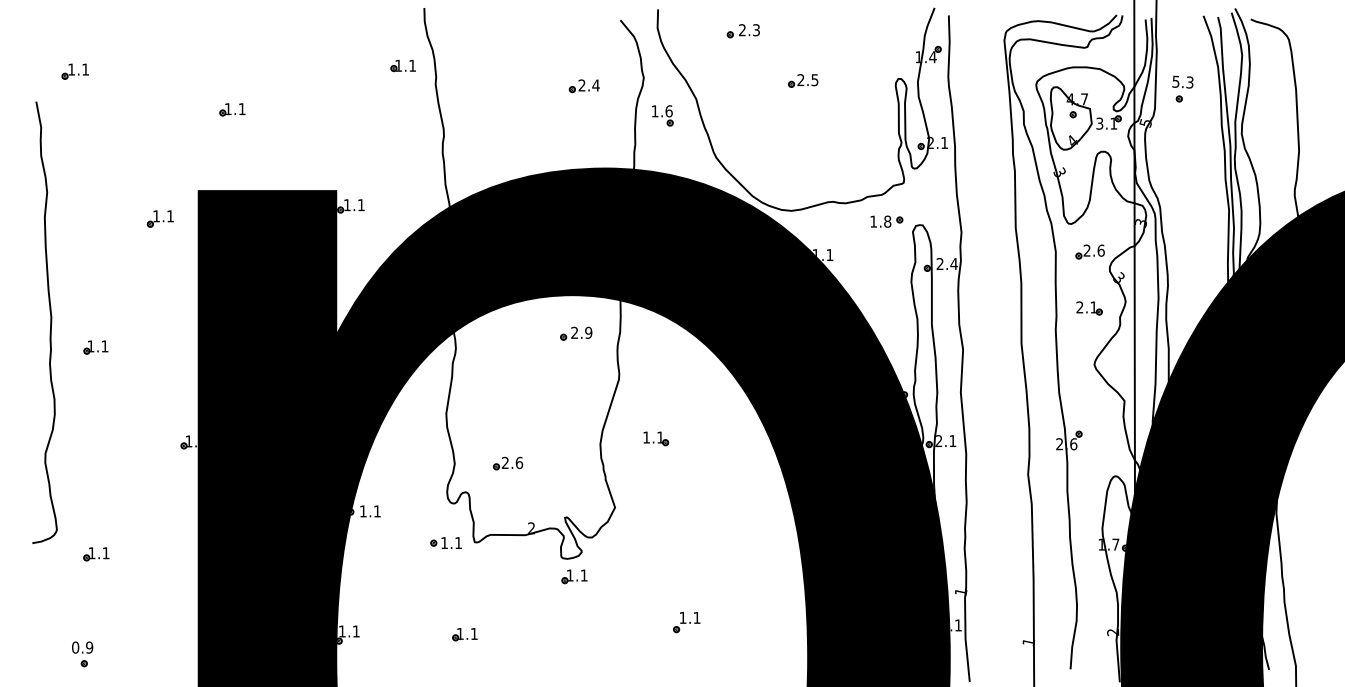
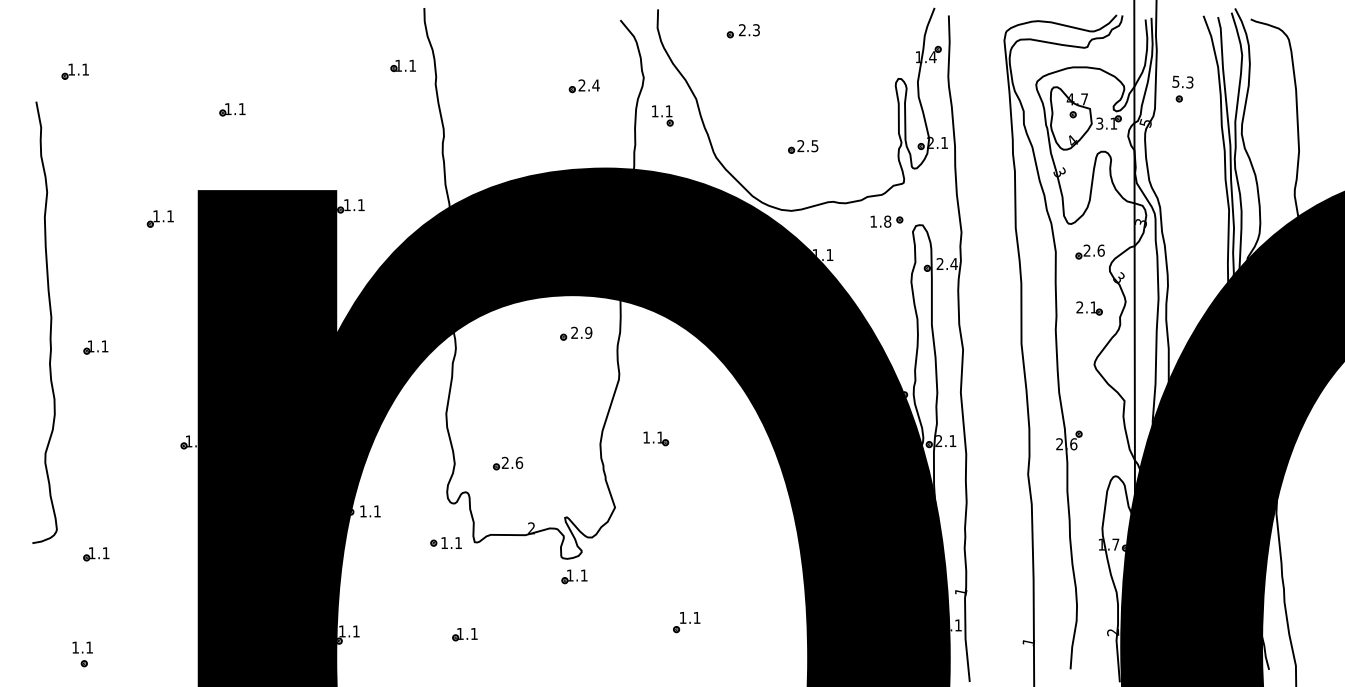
part position: (803, 80) -> (803, 146) (803, 146)
text: 1.6 -> 1.1 (668, 111)
text: 0.9 -> 1.1 (82, 647)
